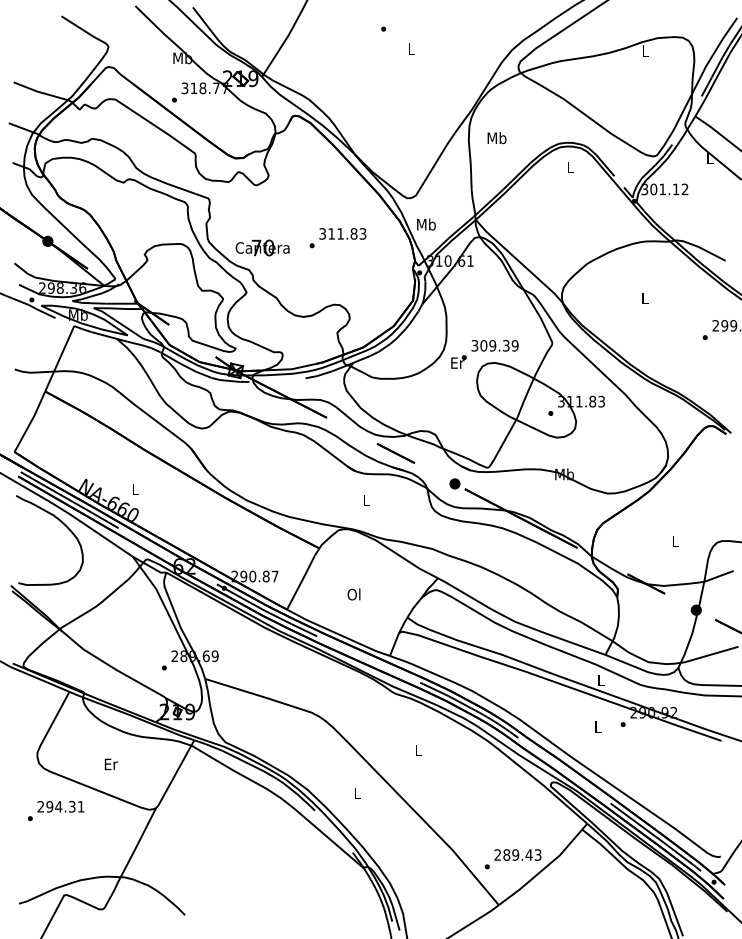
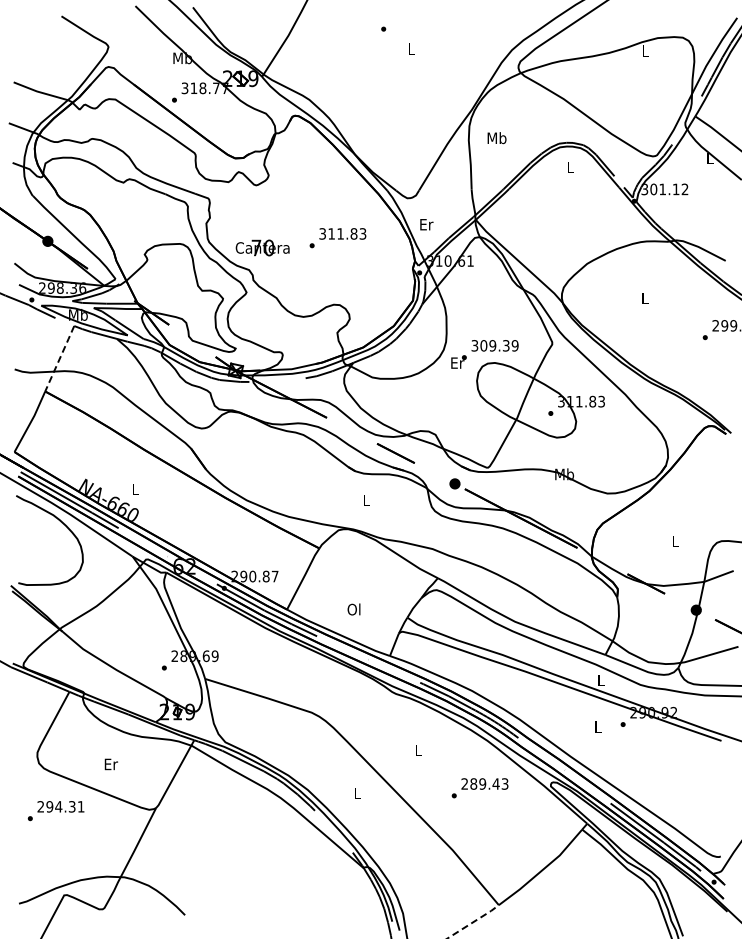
text: Mb -> Er (426, 224)
line: solid -> dashed (60, 358)
text position: (353, 594) -> (353, 609) (353, 609)
text position: (512, 859) -> (479, 788) (479, 788)
line: solid -> dashed (474, 921)
